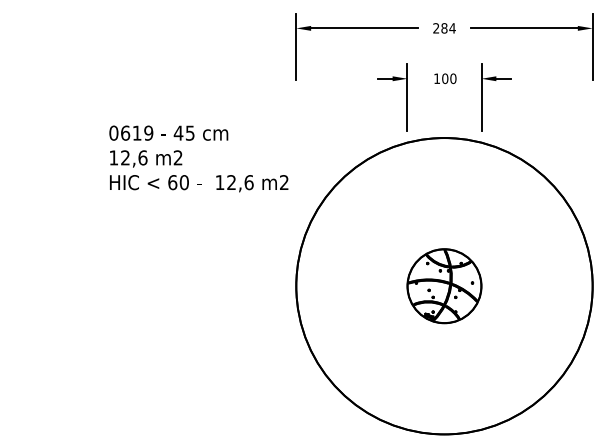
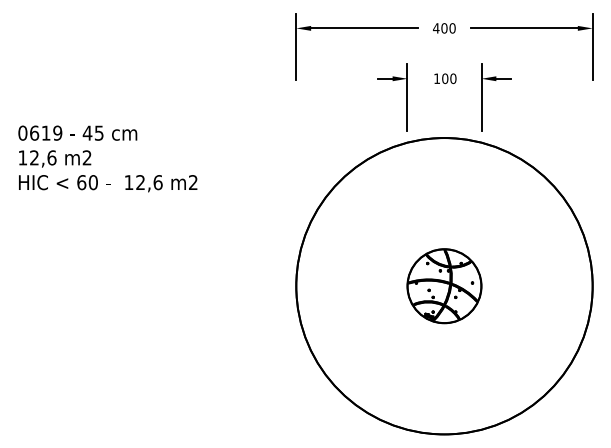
text: 284 -> 400 (444, 28)
text position: (198, 158) -> (107, 158) (107, 158)
